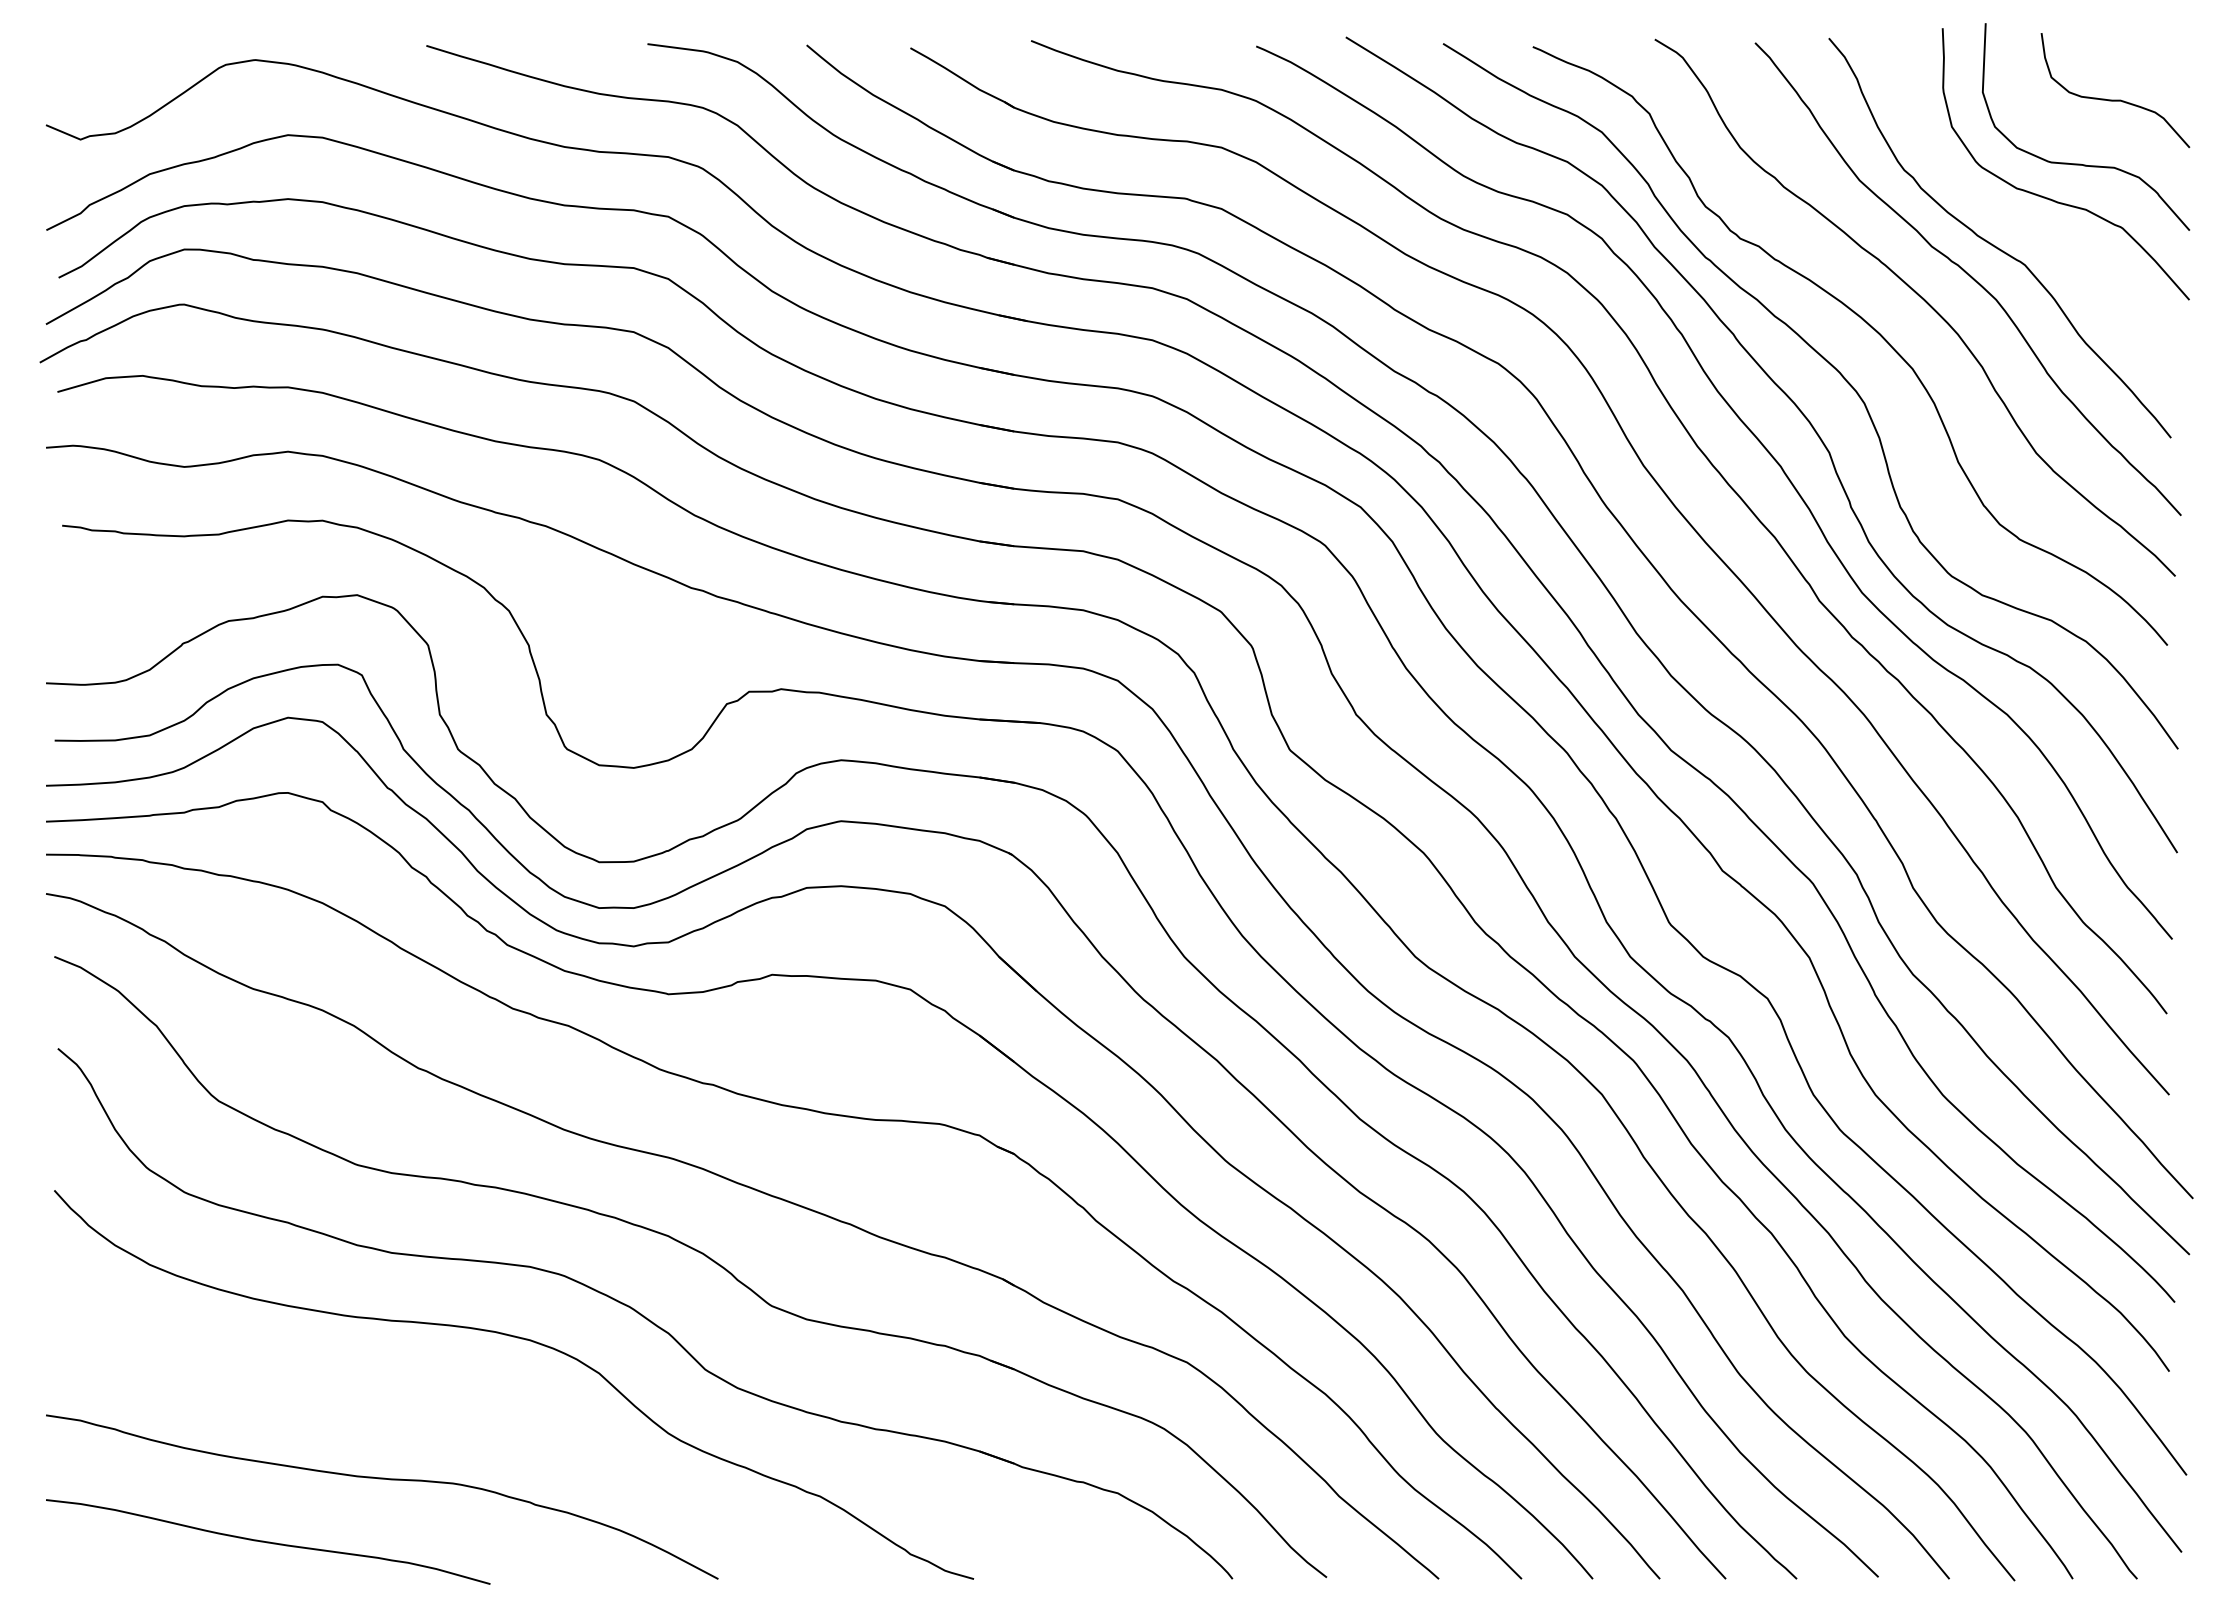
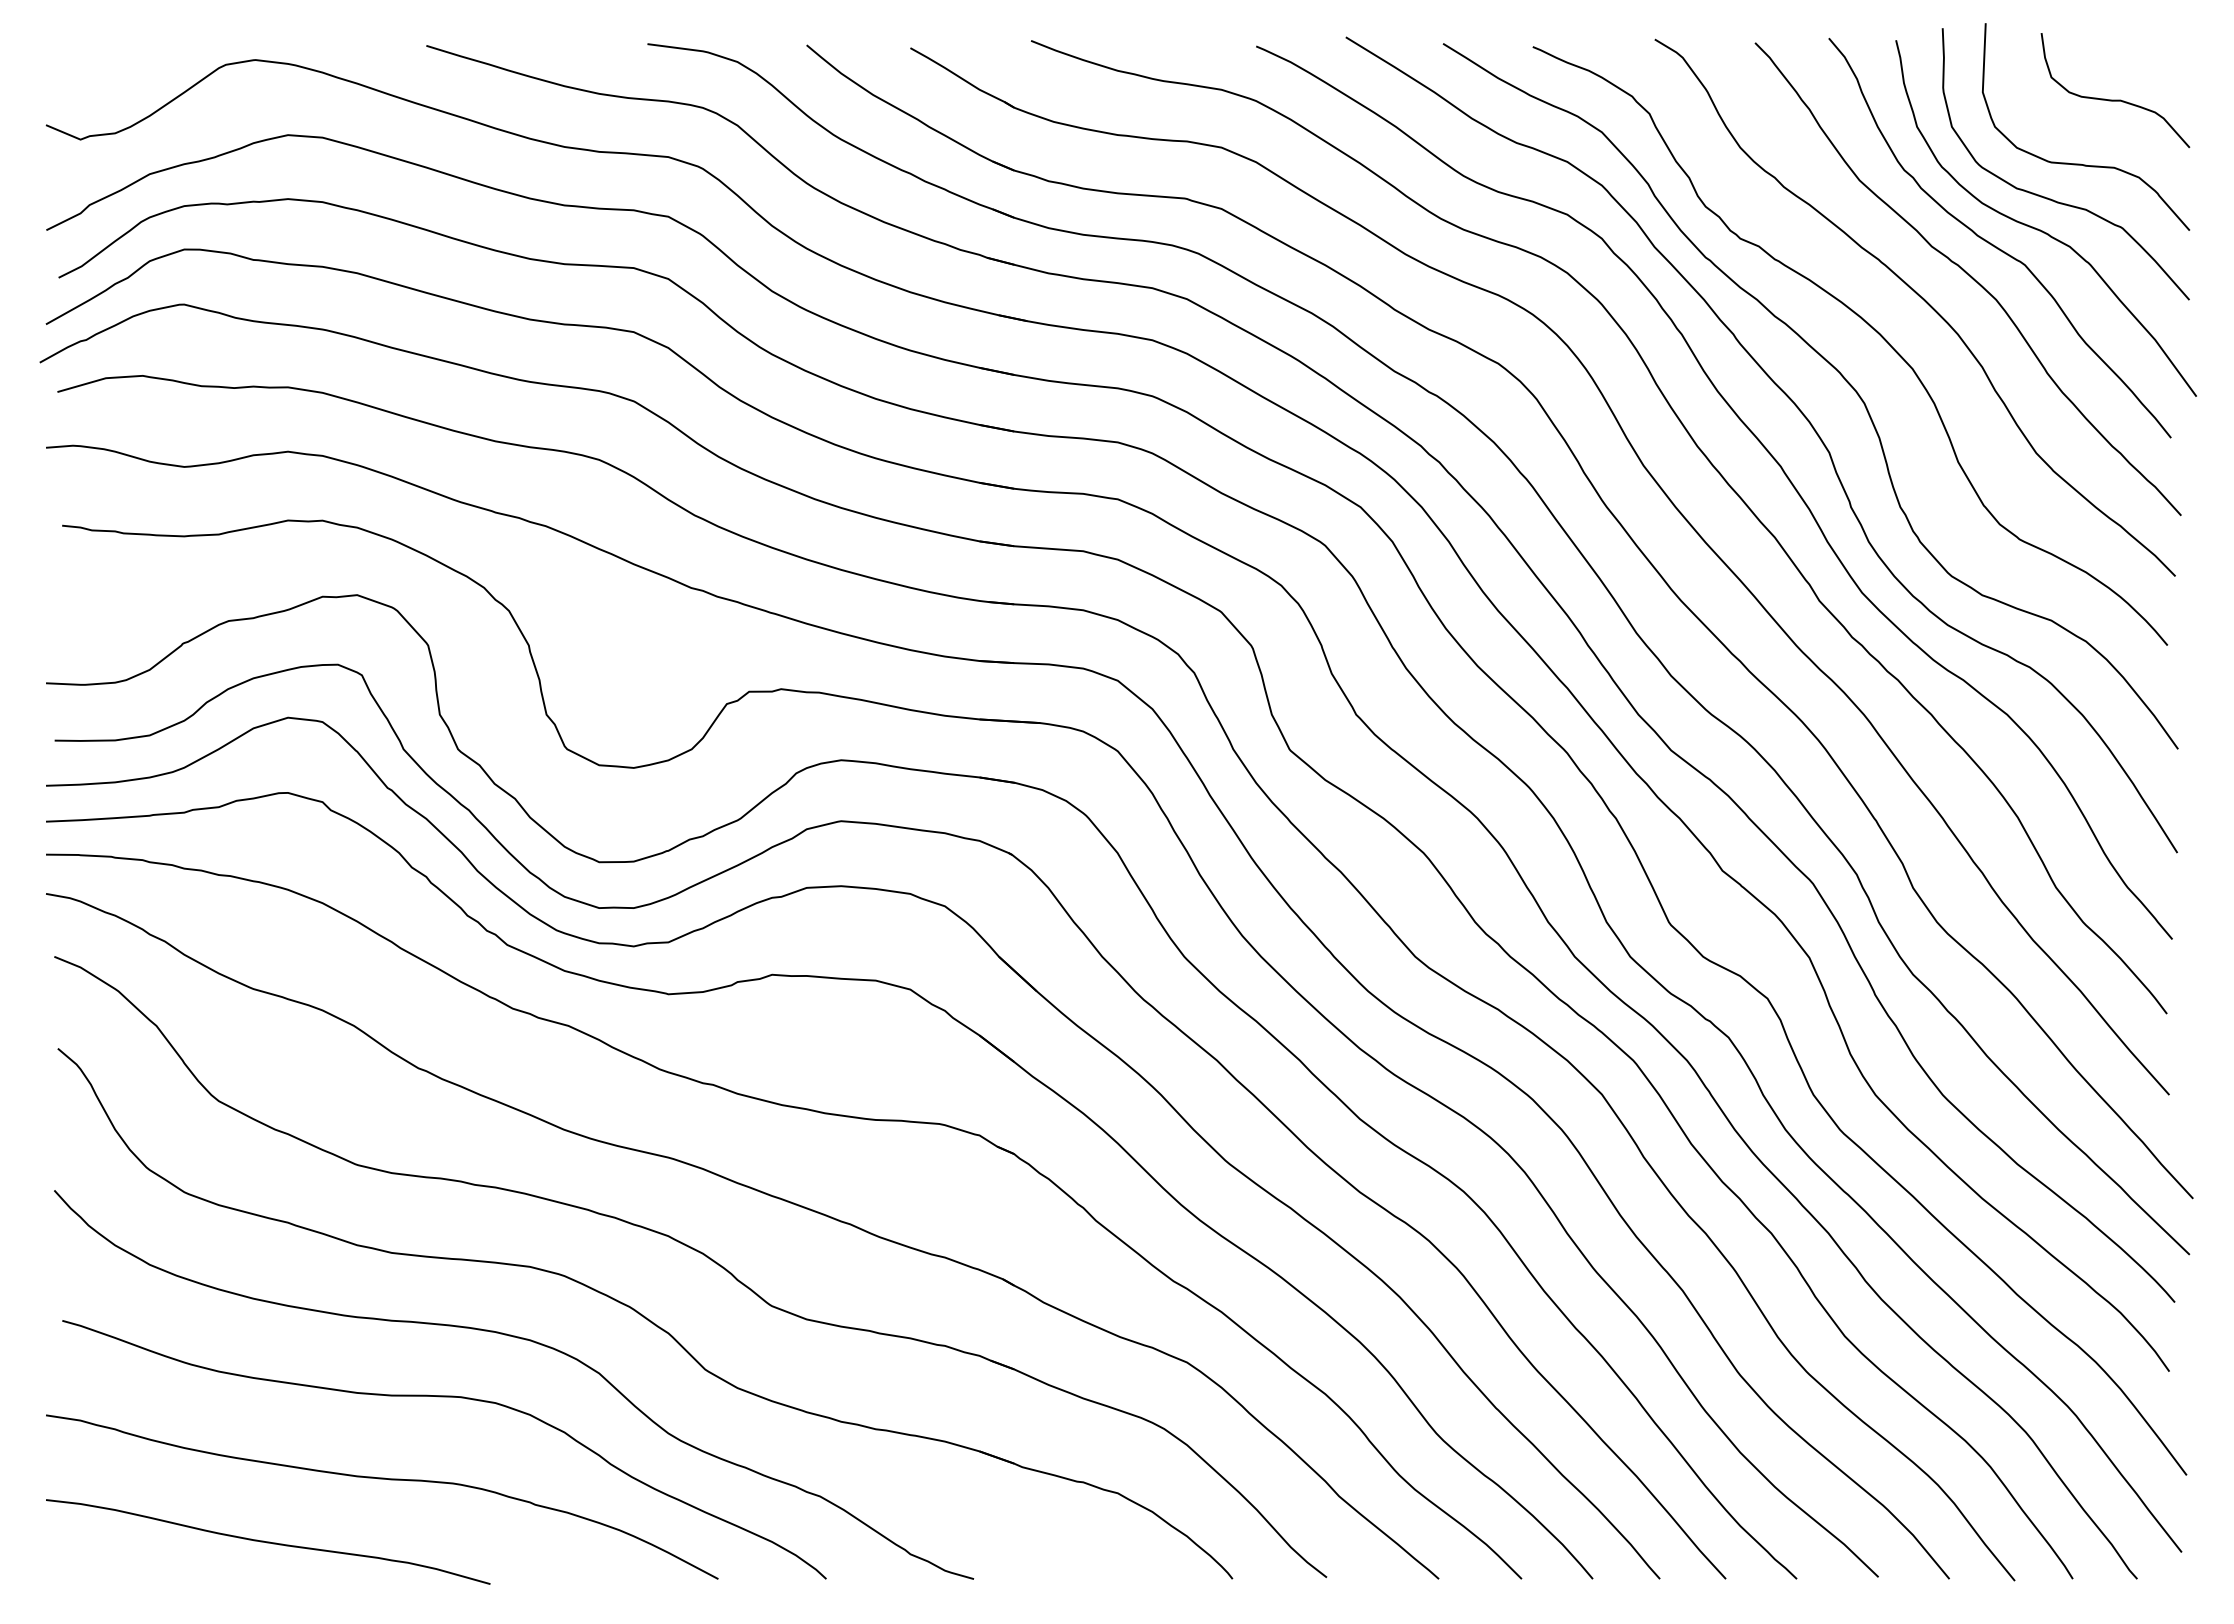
curve: none -> present (2040, 229)
curve: none -> present (444, 1397)
